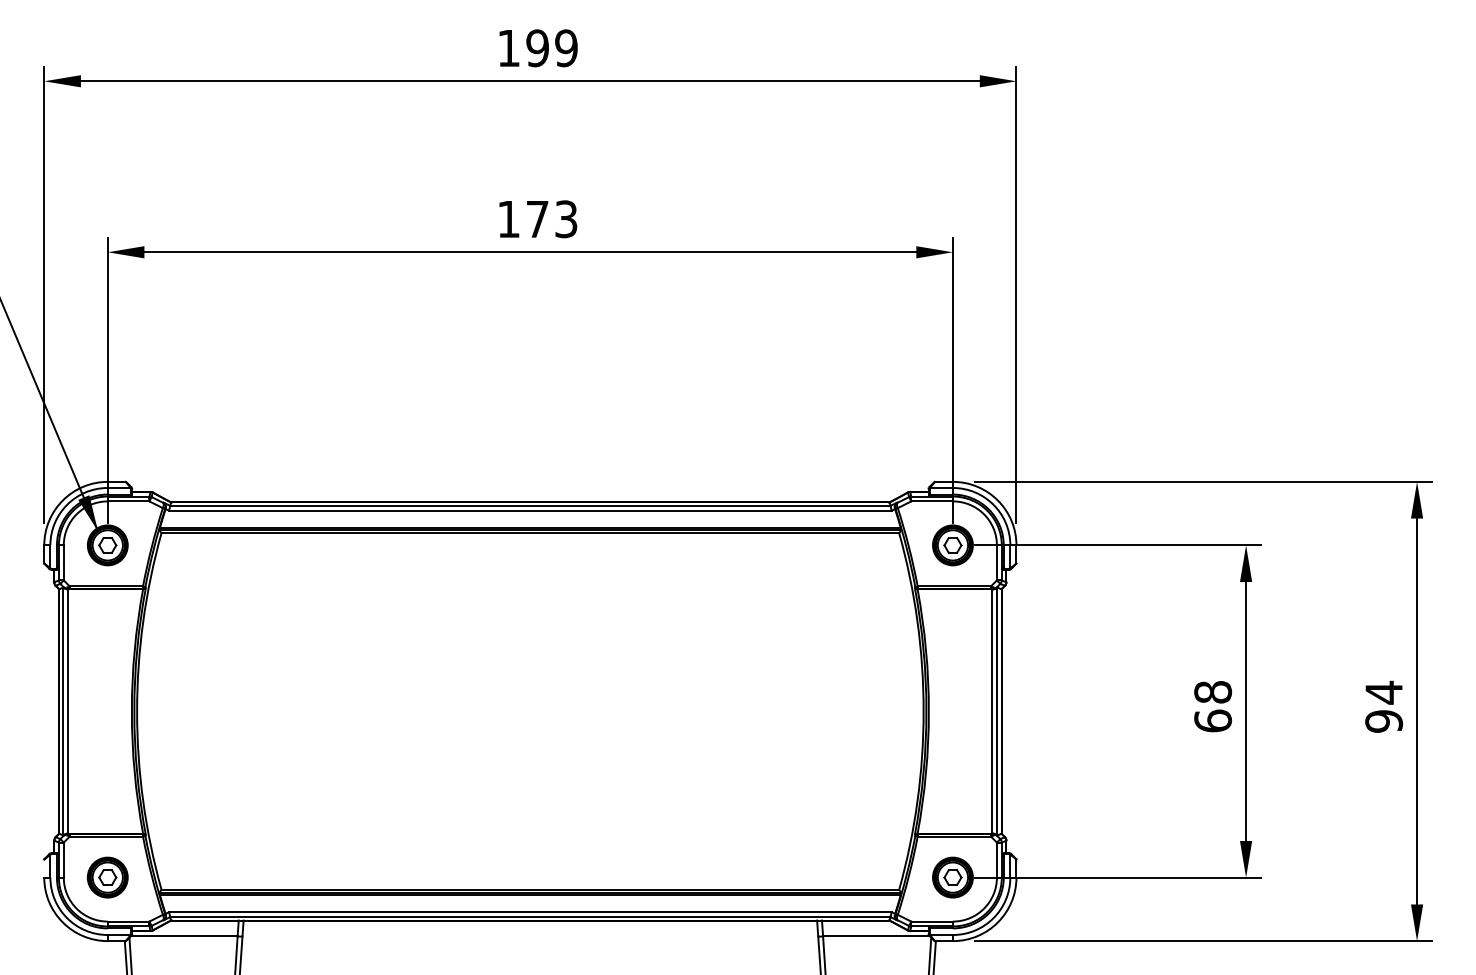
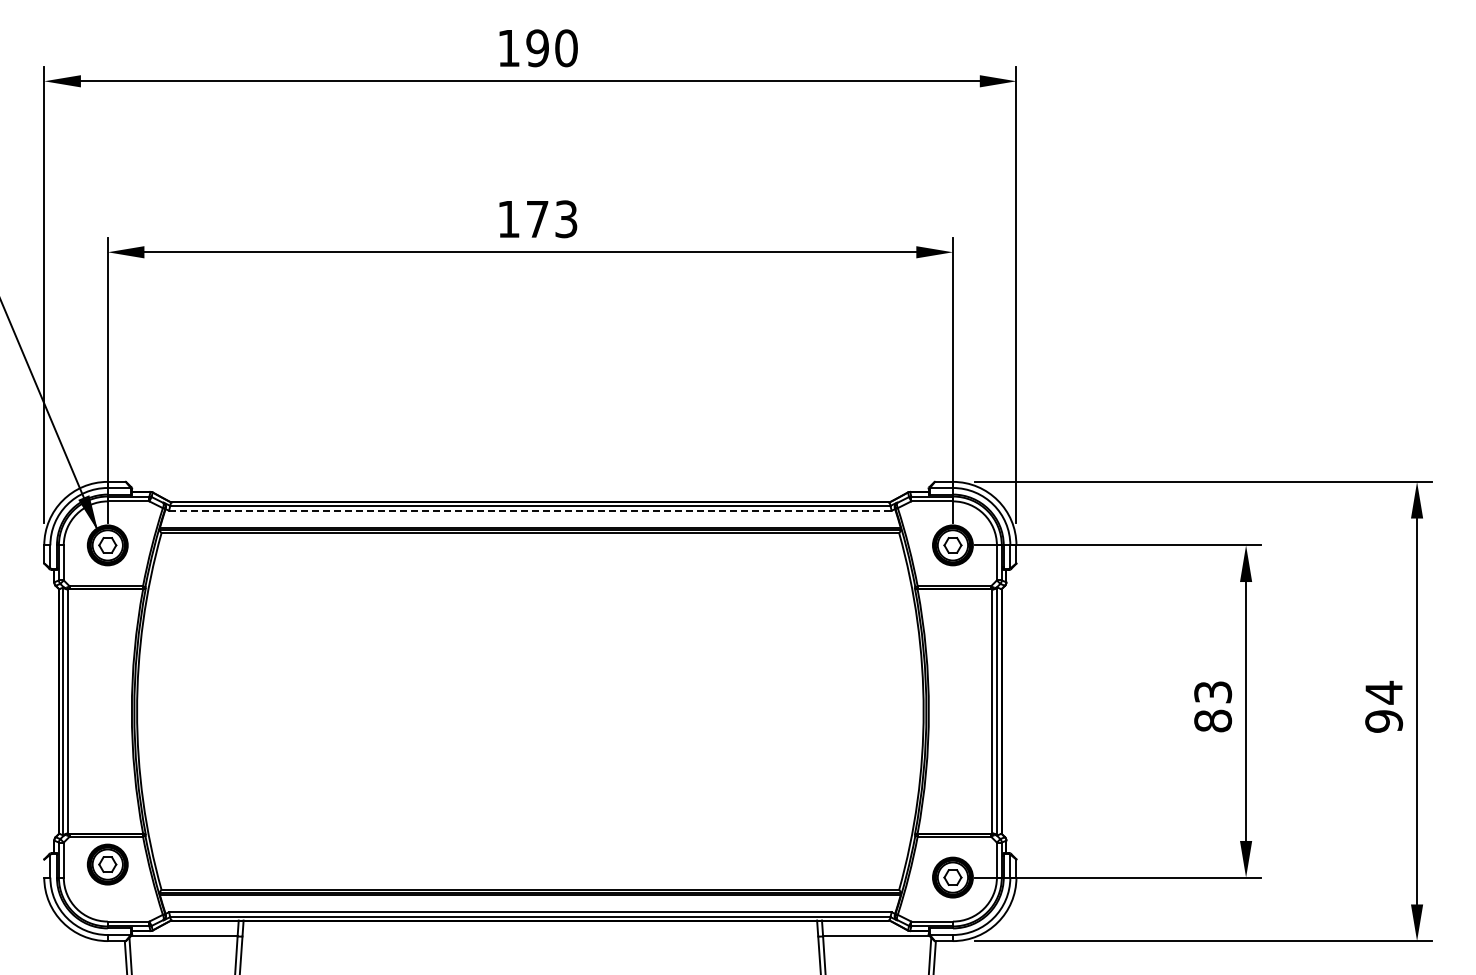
text: 199 -> 190 (566, 48)
line: solid -> dashed (530, 510)
text: 68 -> 83 (1213, 706)
part position: (107, 877) -> (107, 864) (107, 864)
